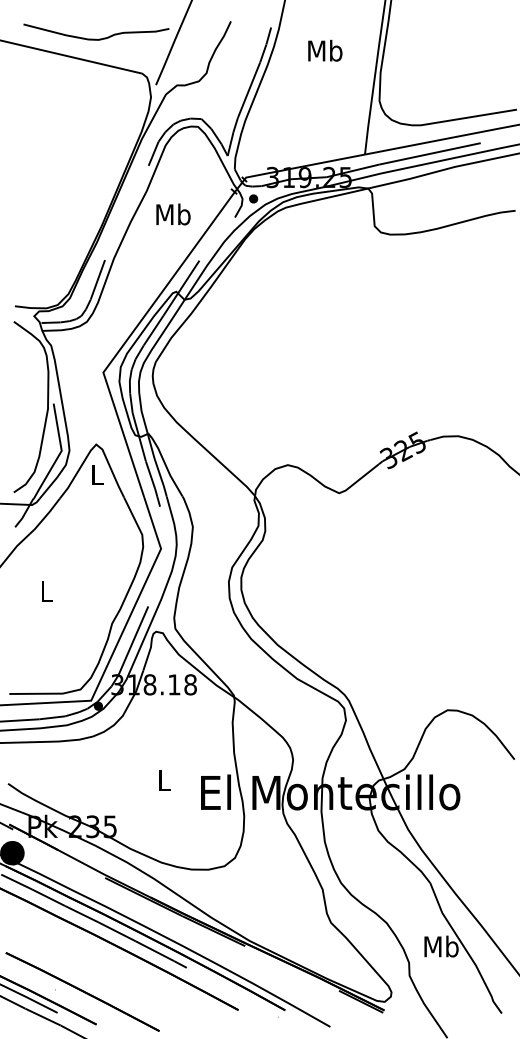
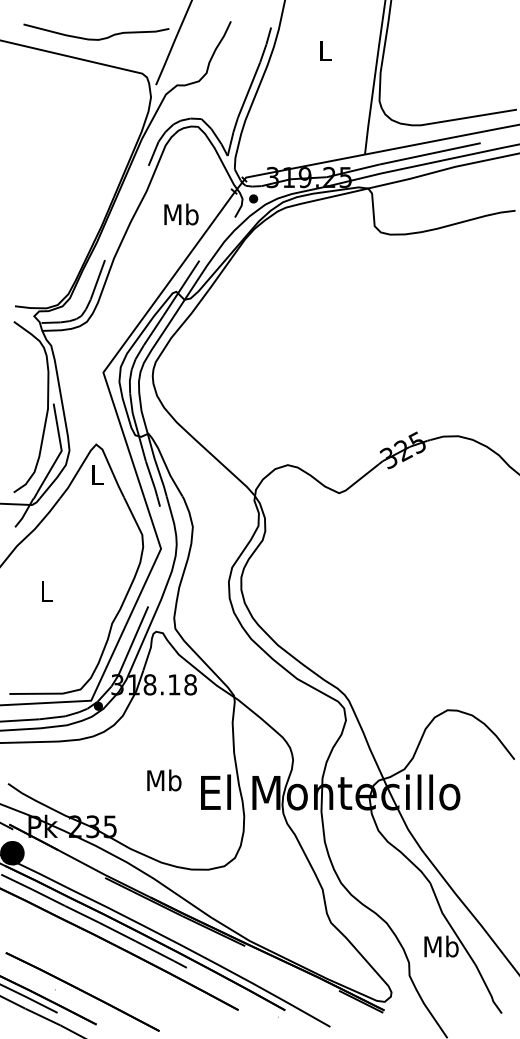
text: Mb -> L (325, 50)
text position: (173, 214) -> (181, 214) (181, 214)
text: L -> Mb (164, 780)
